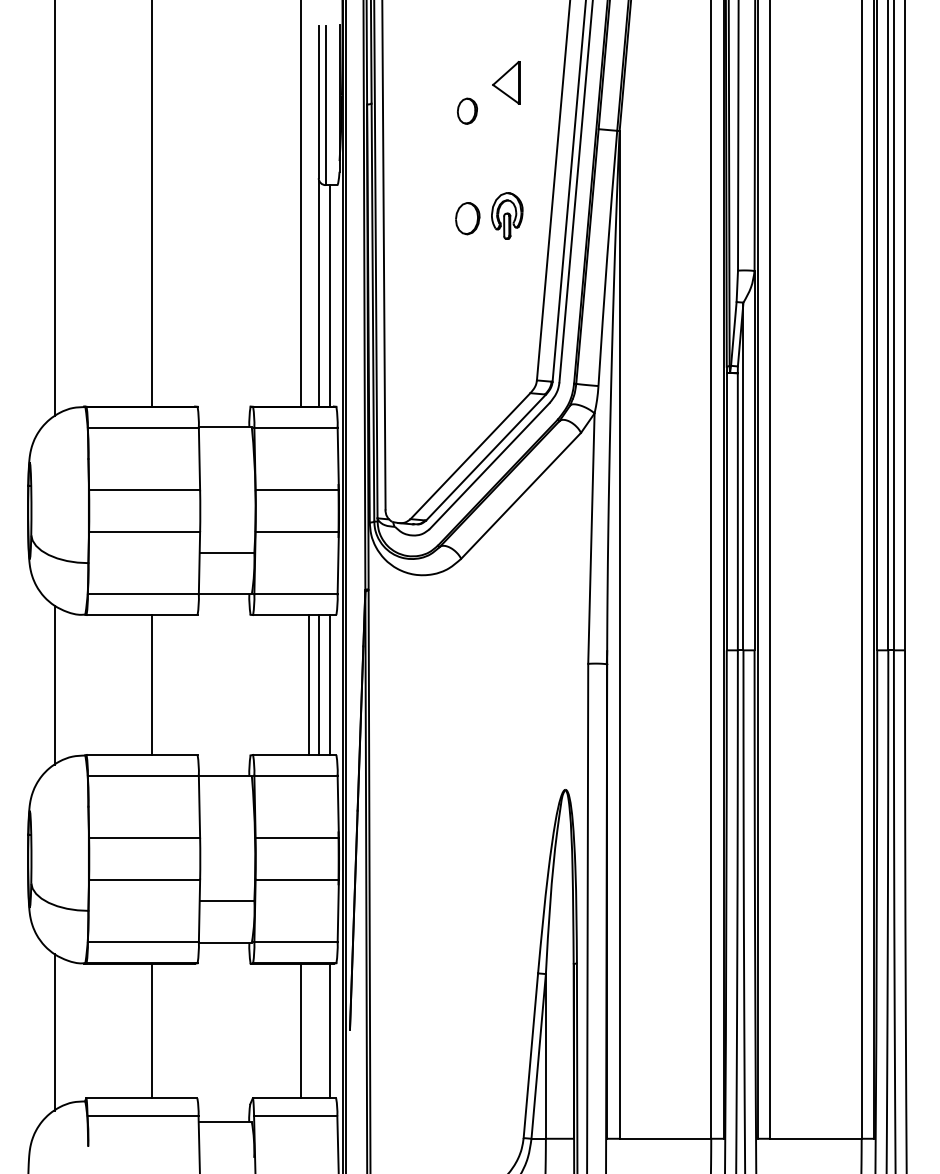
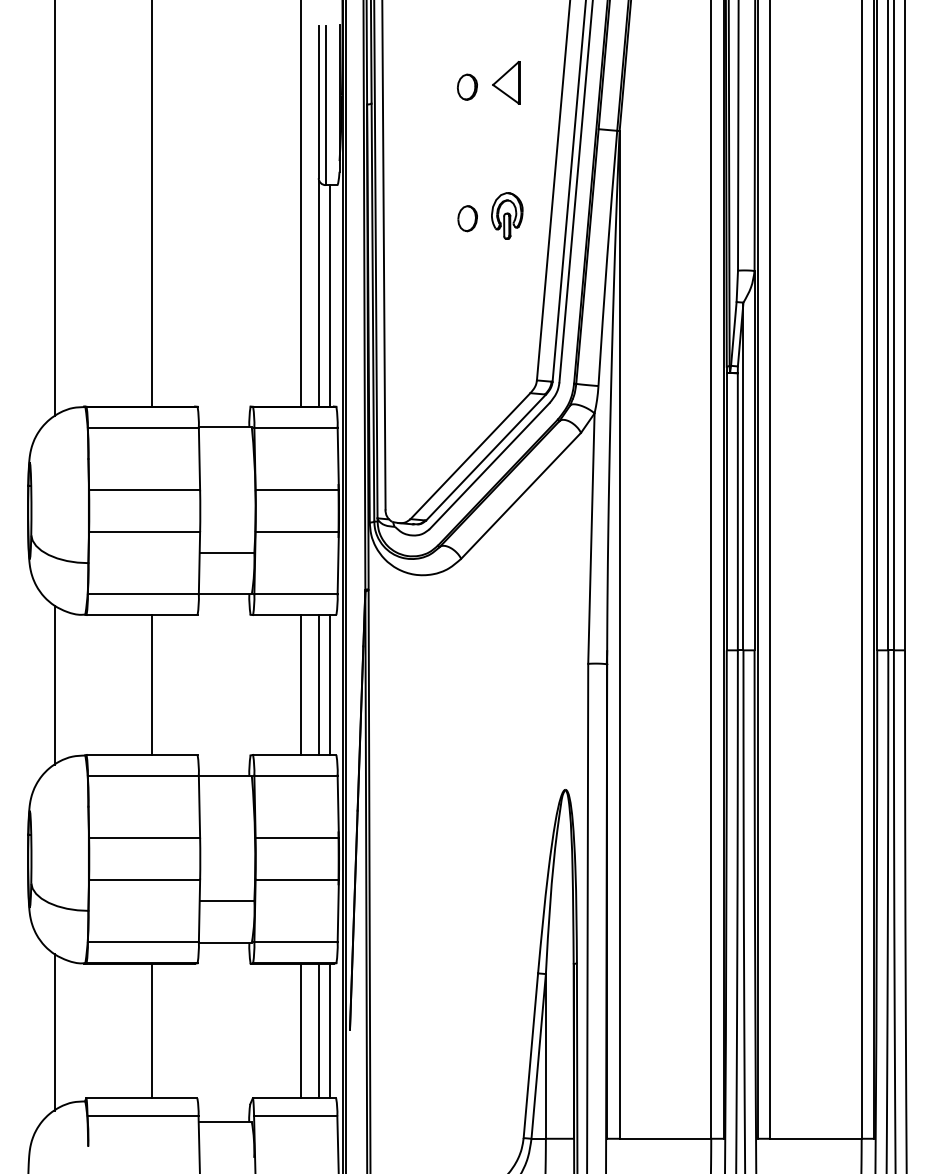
part position: (467, 110) -> (467, 86) (467, 86)
part size: 26x34 px -> 21x28 px (467, 218)
line position: (308, 684) -> (300, 684) (300, 684)
line: none -> present (319, 1030)
